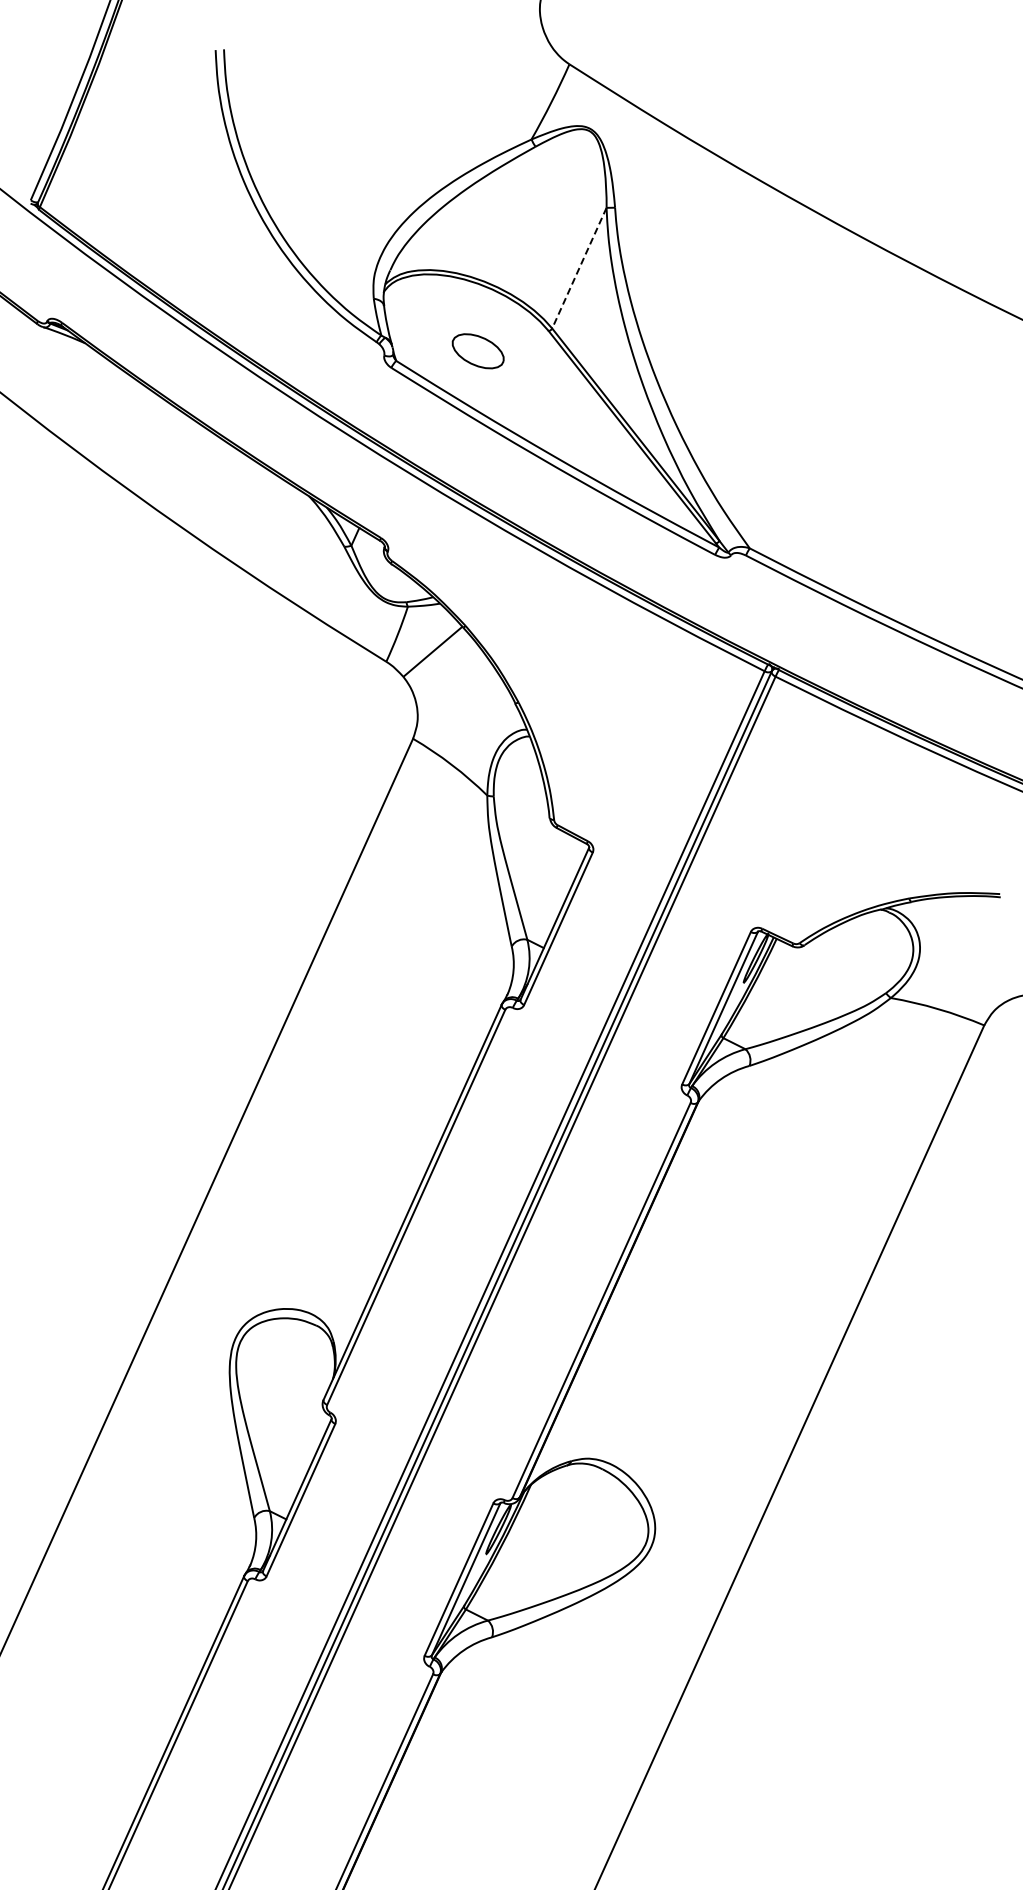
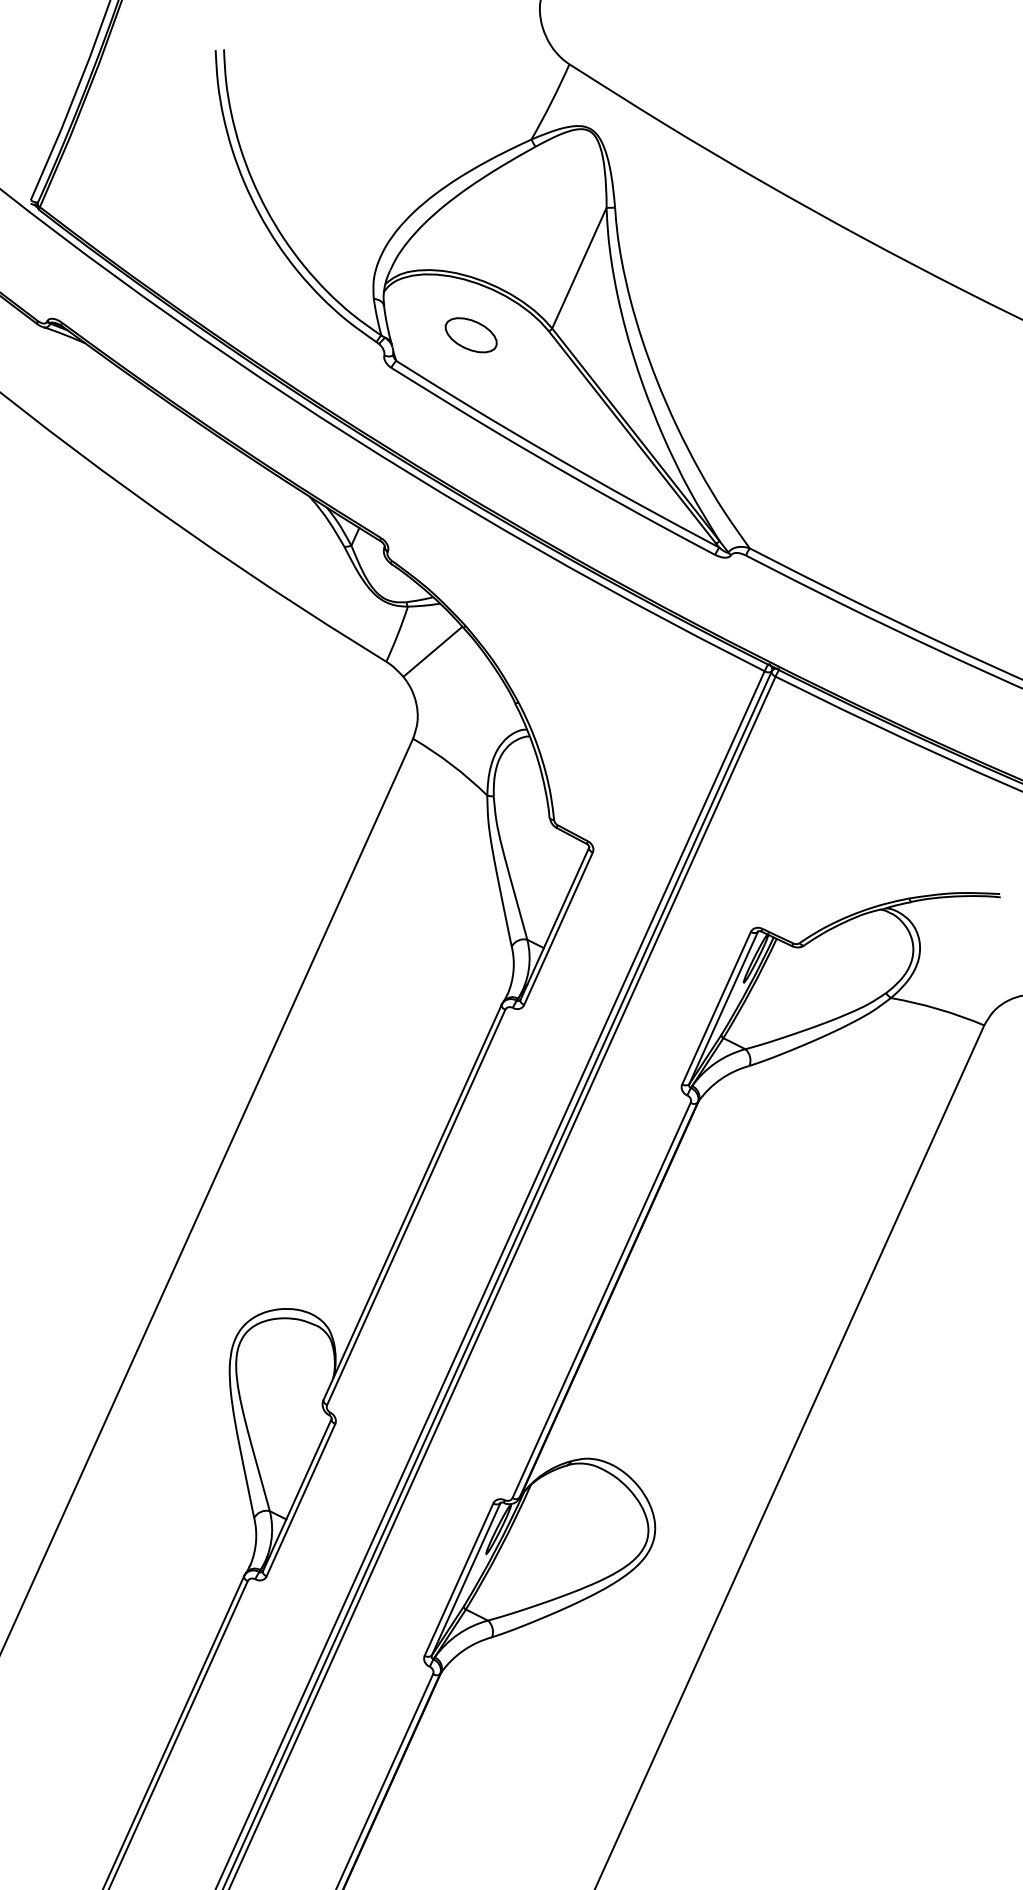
line: dashed -> solid (579, 268)
part position: (477, 351) -> (470, 335) (470, 335)
